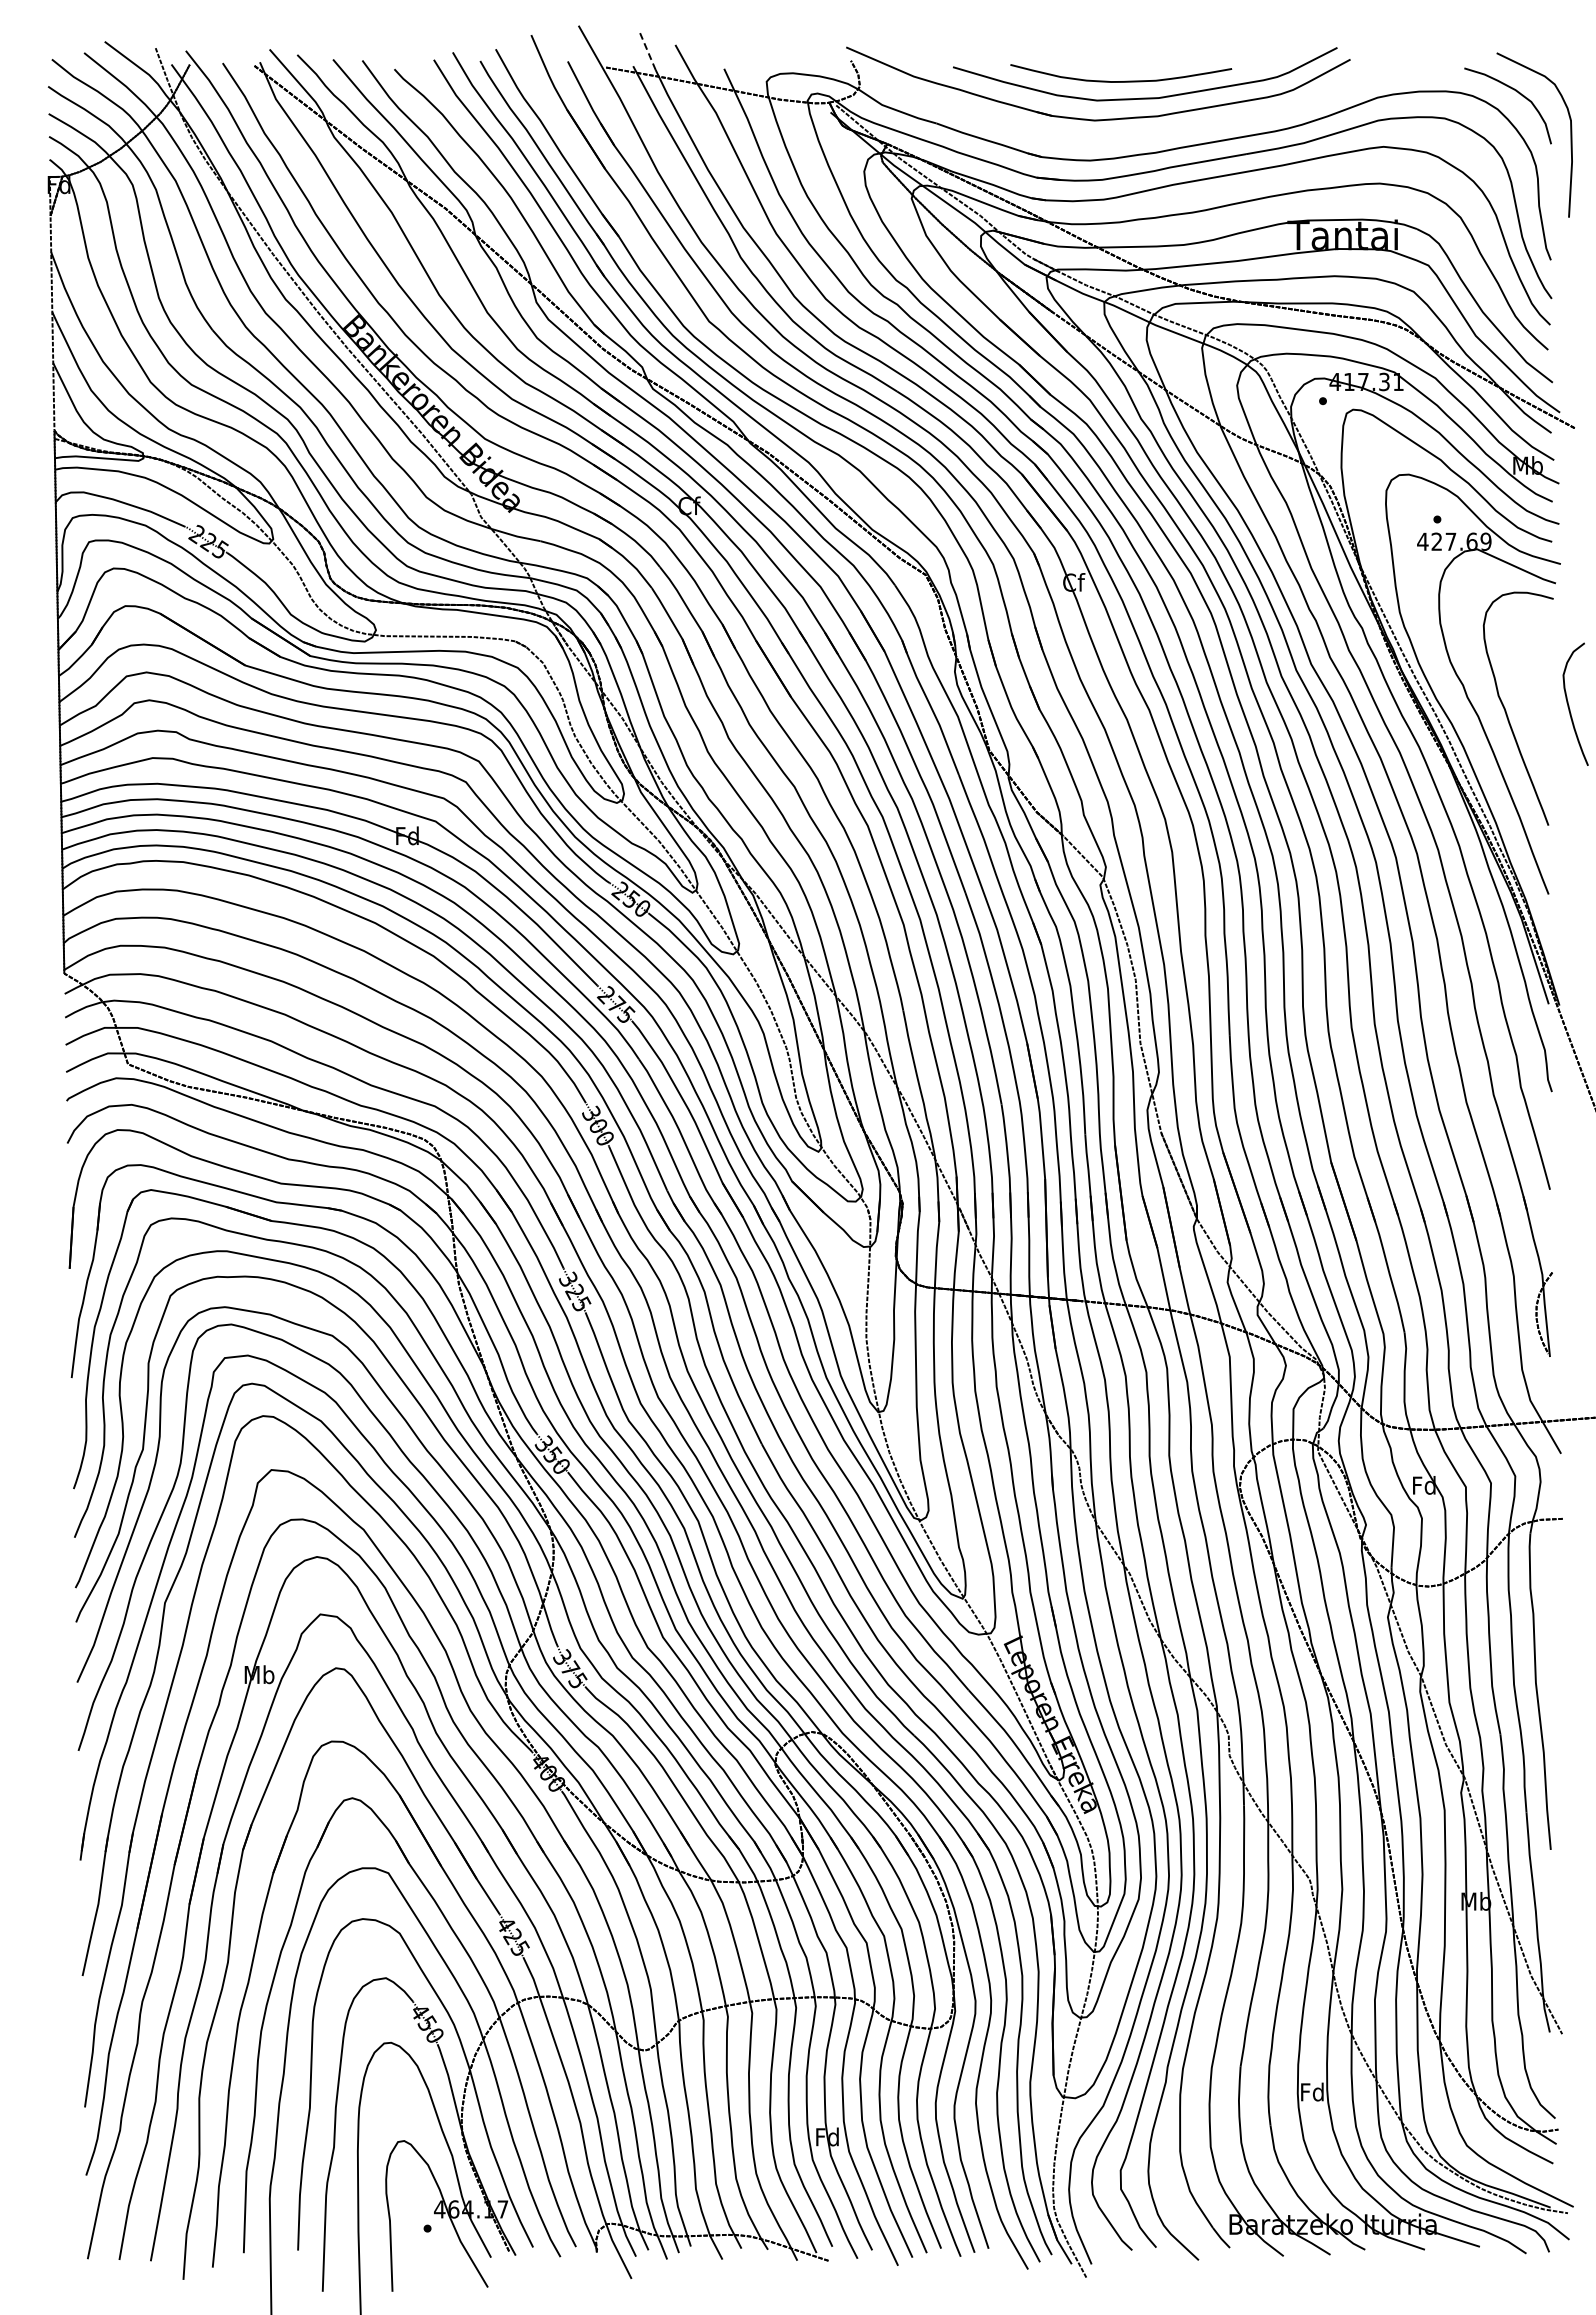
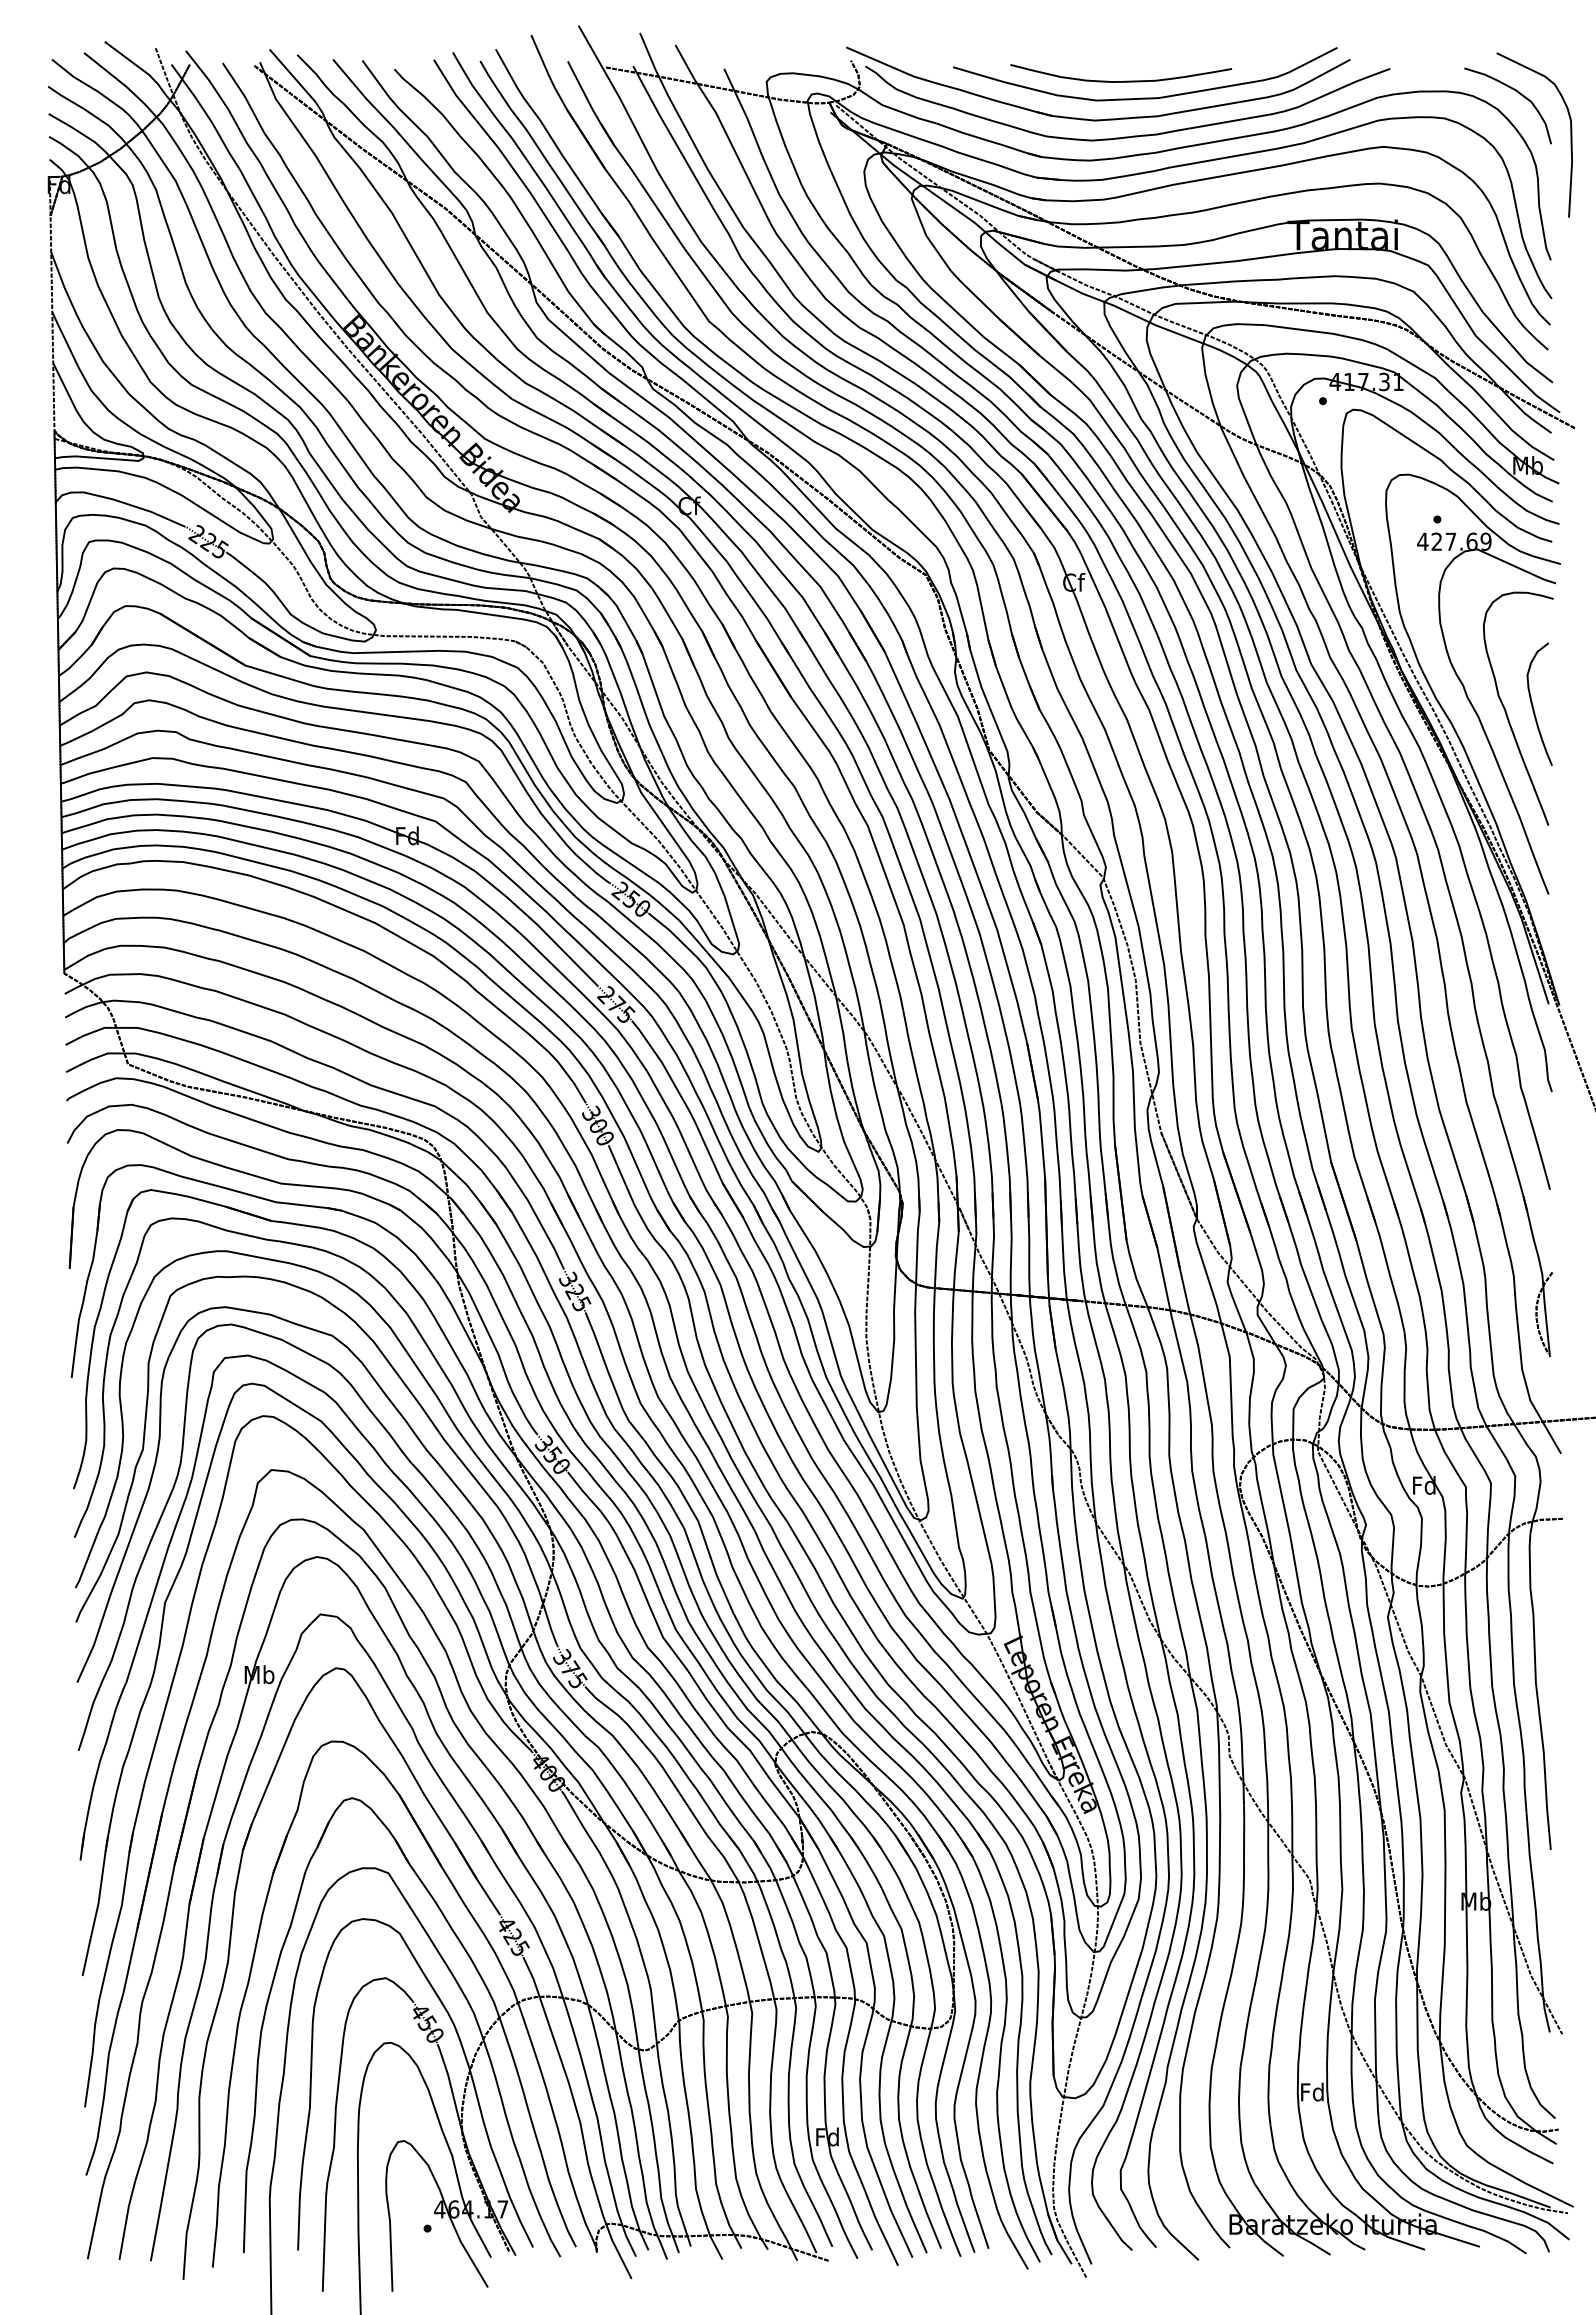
line: dashed -> solid (647, 50)
part: none -> present (1132, 135)
curve position: (1569, 705) -> (1533, 705) (1533, 705)
